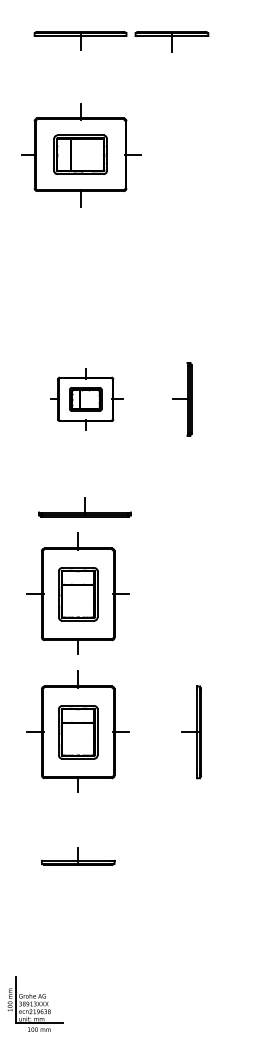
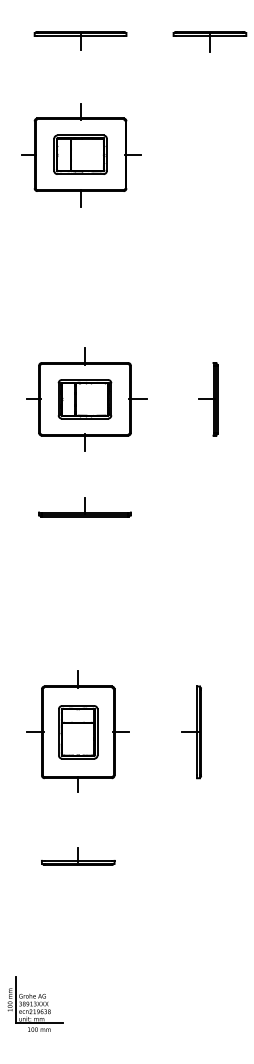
part position: (171, 41) -> (209, 41) (209, 41)
part size: 74x63 px -> 122x105 px (86, 399)
part position: (182, 399) -> (208, 399) (208, 399)
part: present -> none (77, 593)
